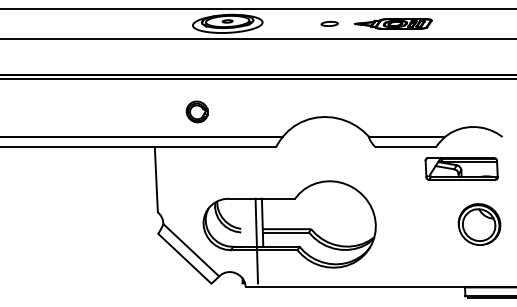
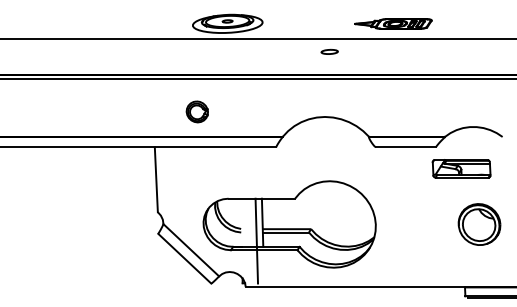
line: present -> none (257, 9)
part position: (329, 23) -> (329, 51) (329, 51)
part size: 75x25 px -> 61x20 px (461, 168)
